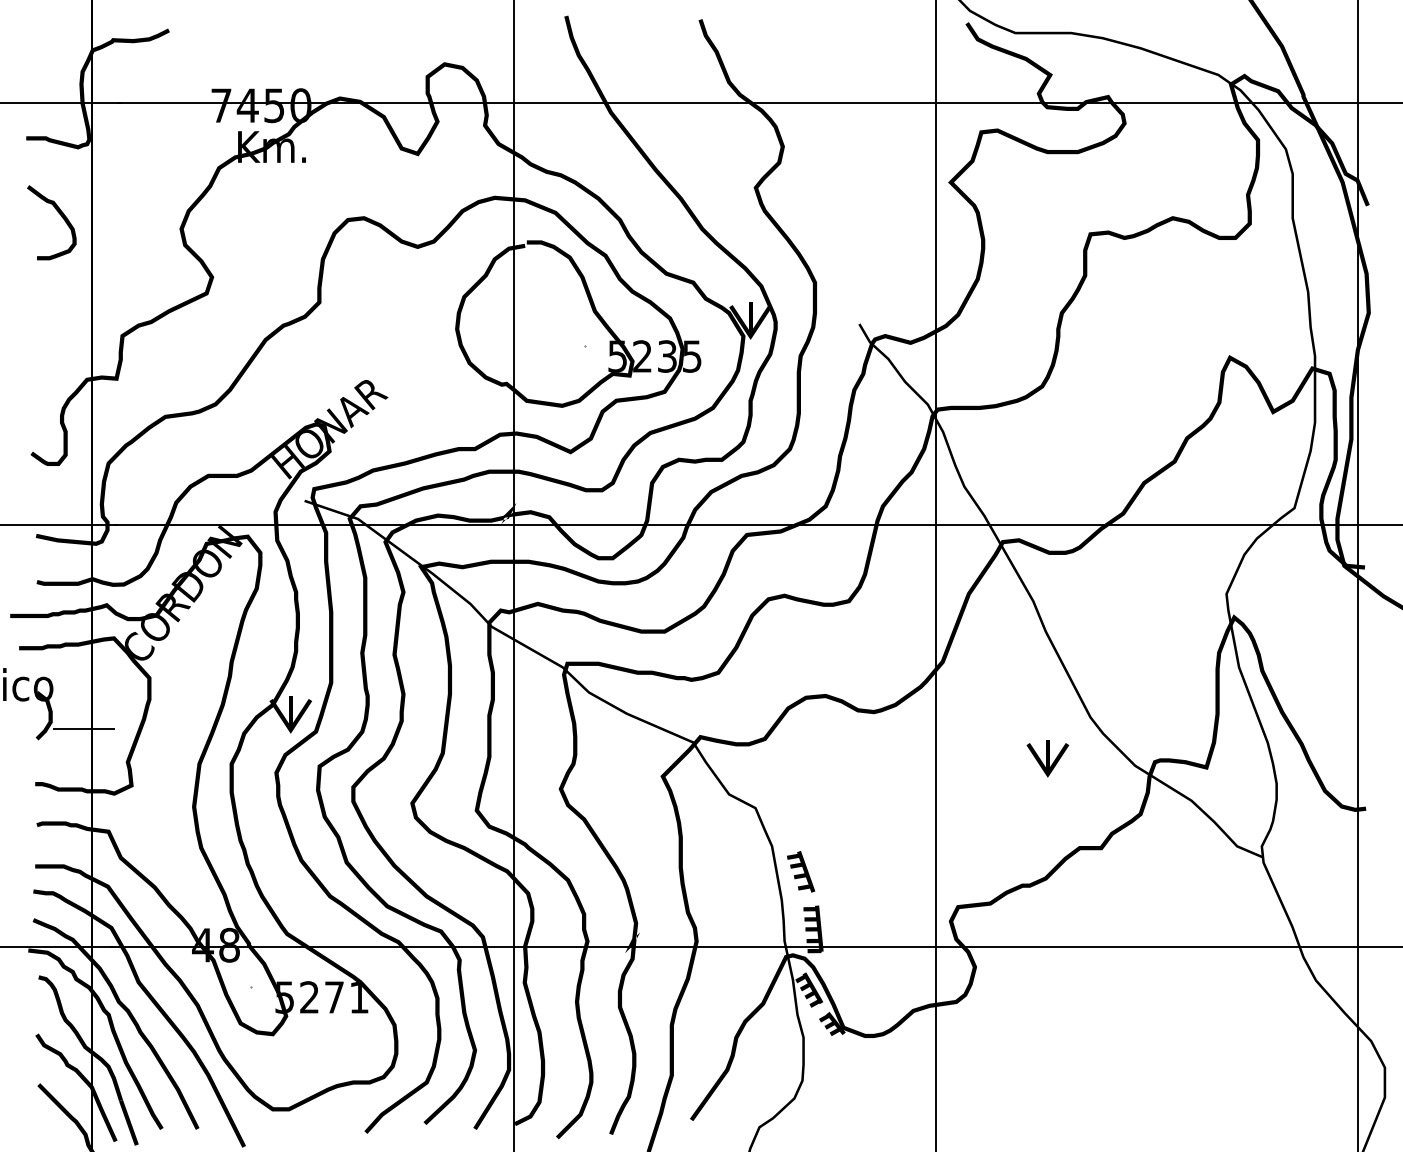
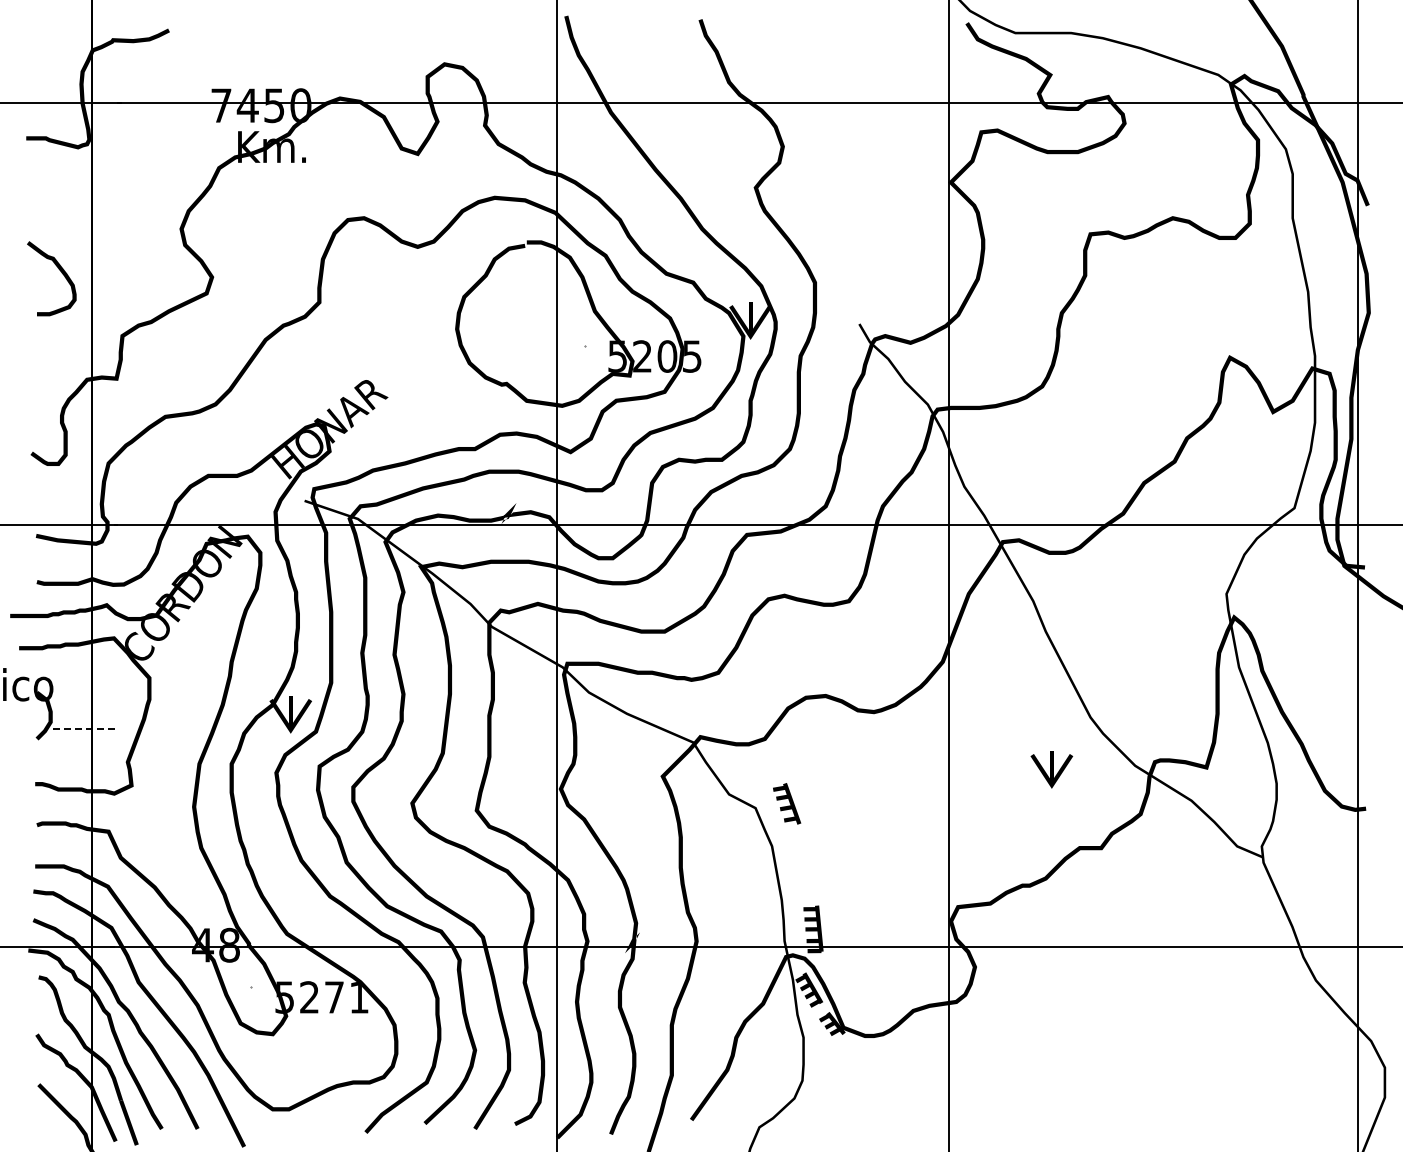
curve position: (61, 217) -> (61, 273) (61, 273)
text: 5235 -> 5205 (667, 356)
line position: (514, 575) -> (557, 575) (557, 575)
line position: (935, 575) -> (948, 575) (948, 575)
line: solid -> dashed (84, 729)
part position: (1047, 758) -> (1051, 769) (1051, 769)
part position: (801, 871) -> (787, 803) (787, 803)
